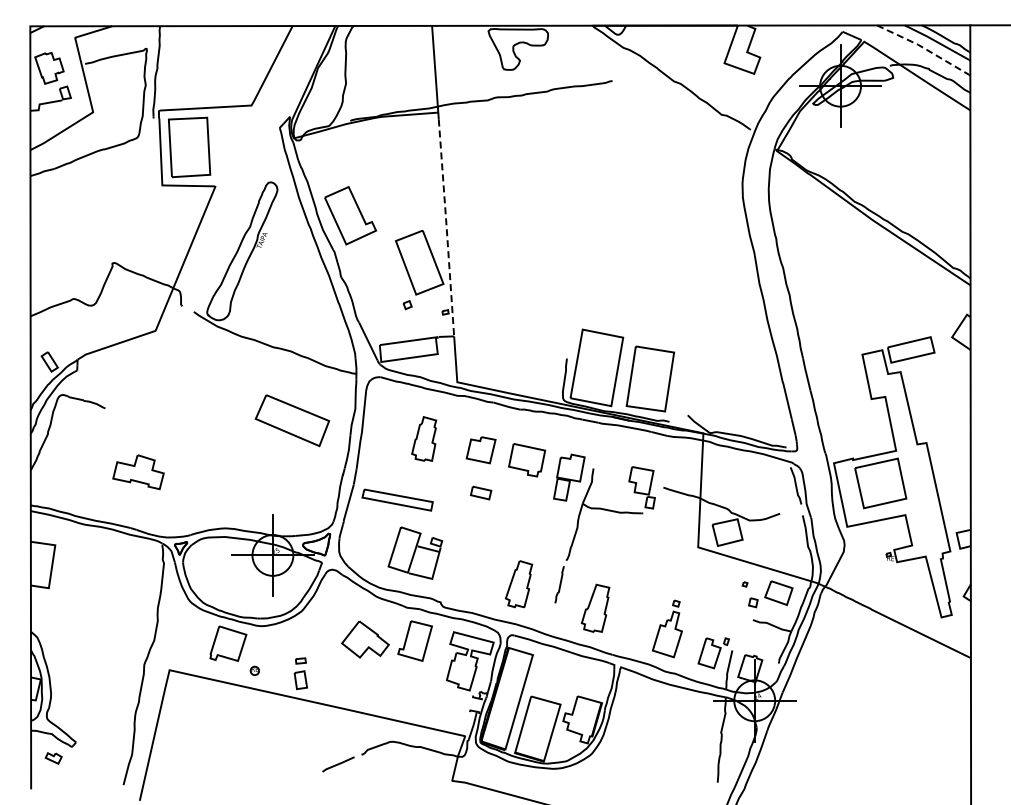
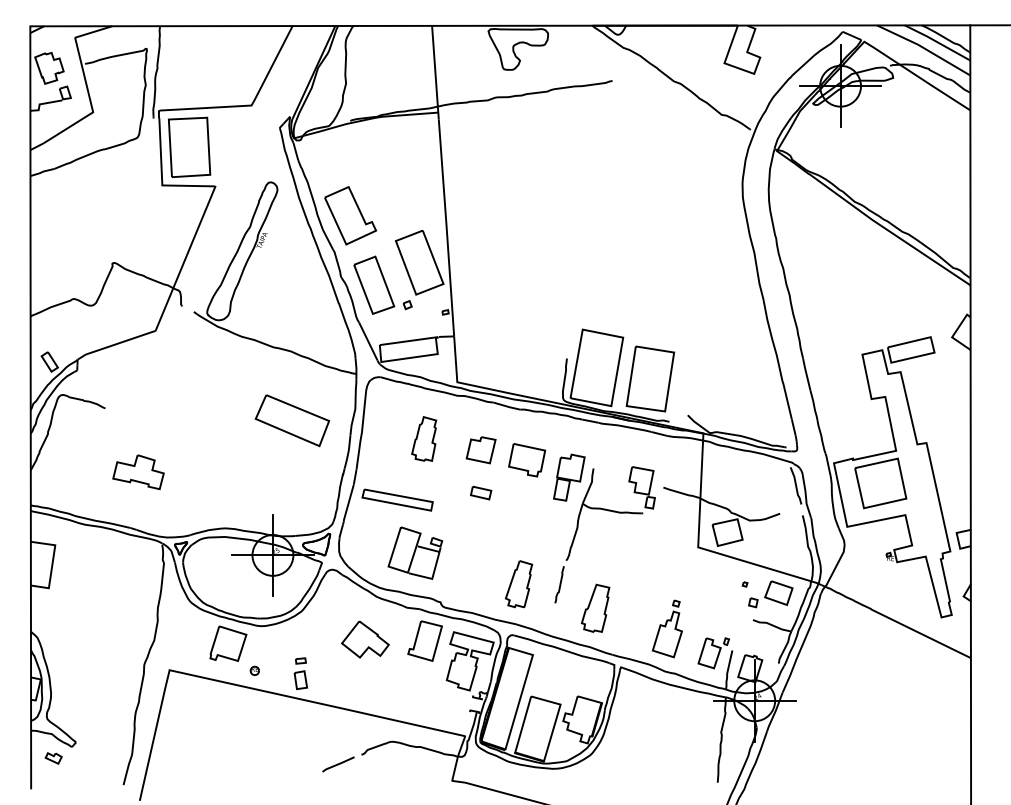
line: dashed -> solid (923, 48)
line: dashed -> solid (446, 227)
part: none -> present (374, 284)
part position: (414, 640) -> (424, 640) (424, 640)
